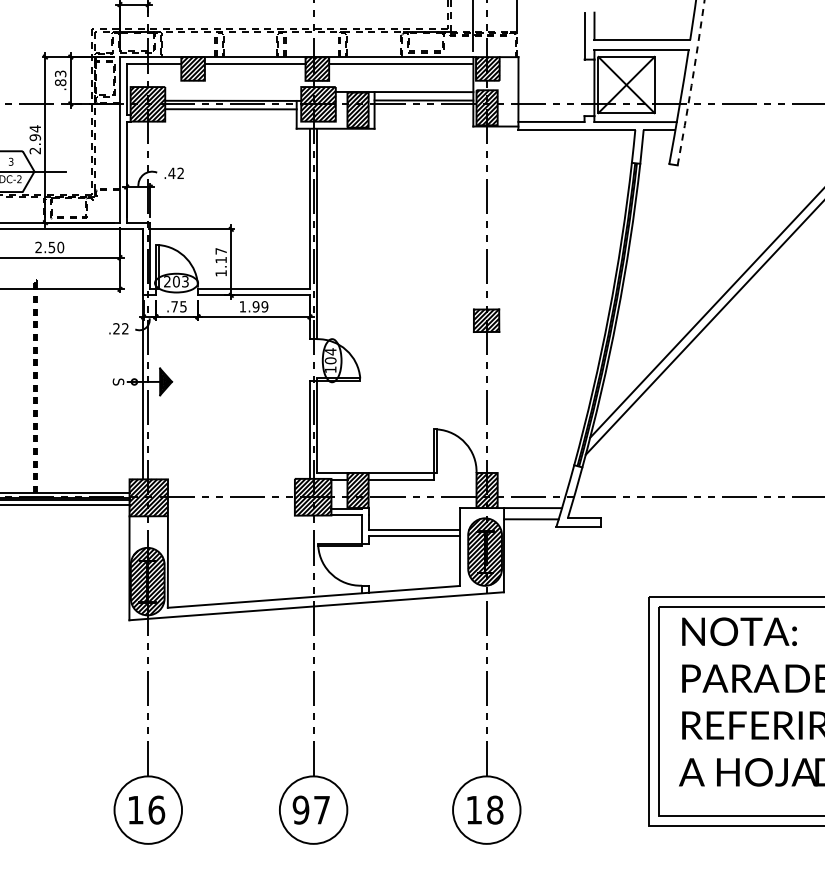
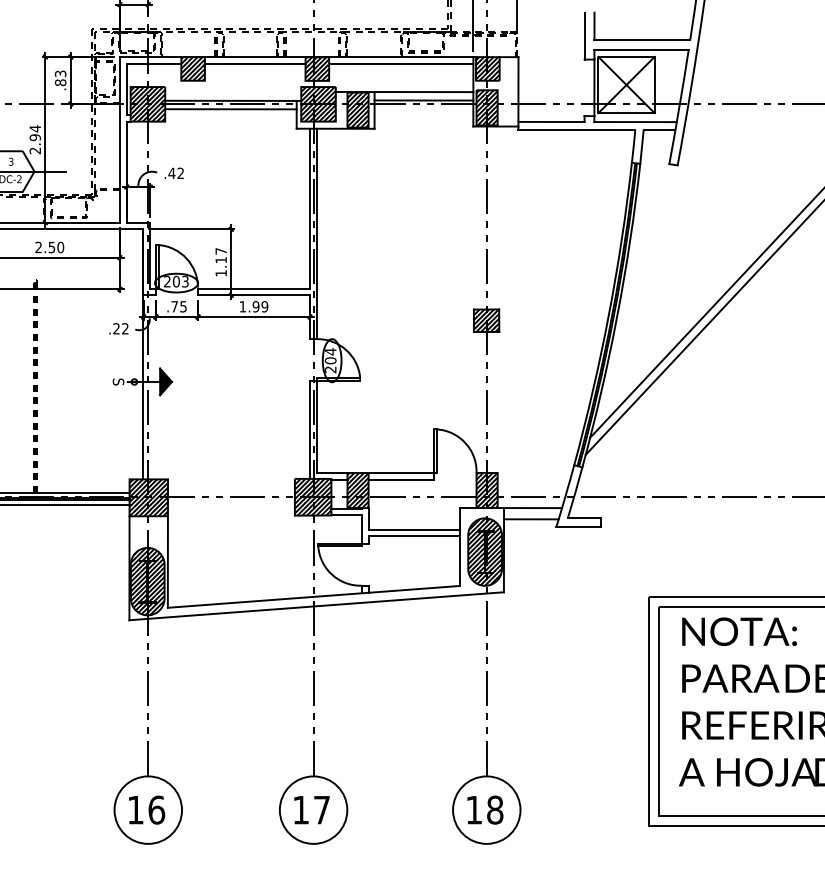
arc: dashed -> solid (692, 82)
text: 104 -> 204 (330, 369)
text: 97 -> 17 (300, 809)
